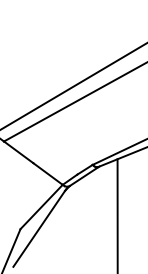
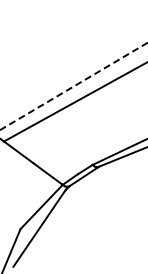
line: solid -> dashed (73, 86)
line: present -> none (117, 214)
